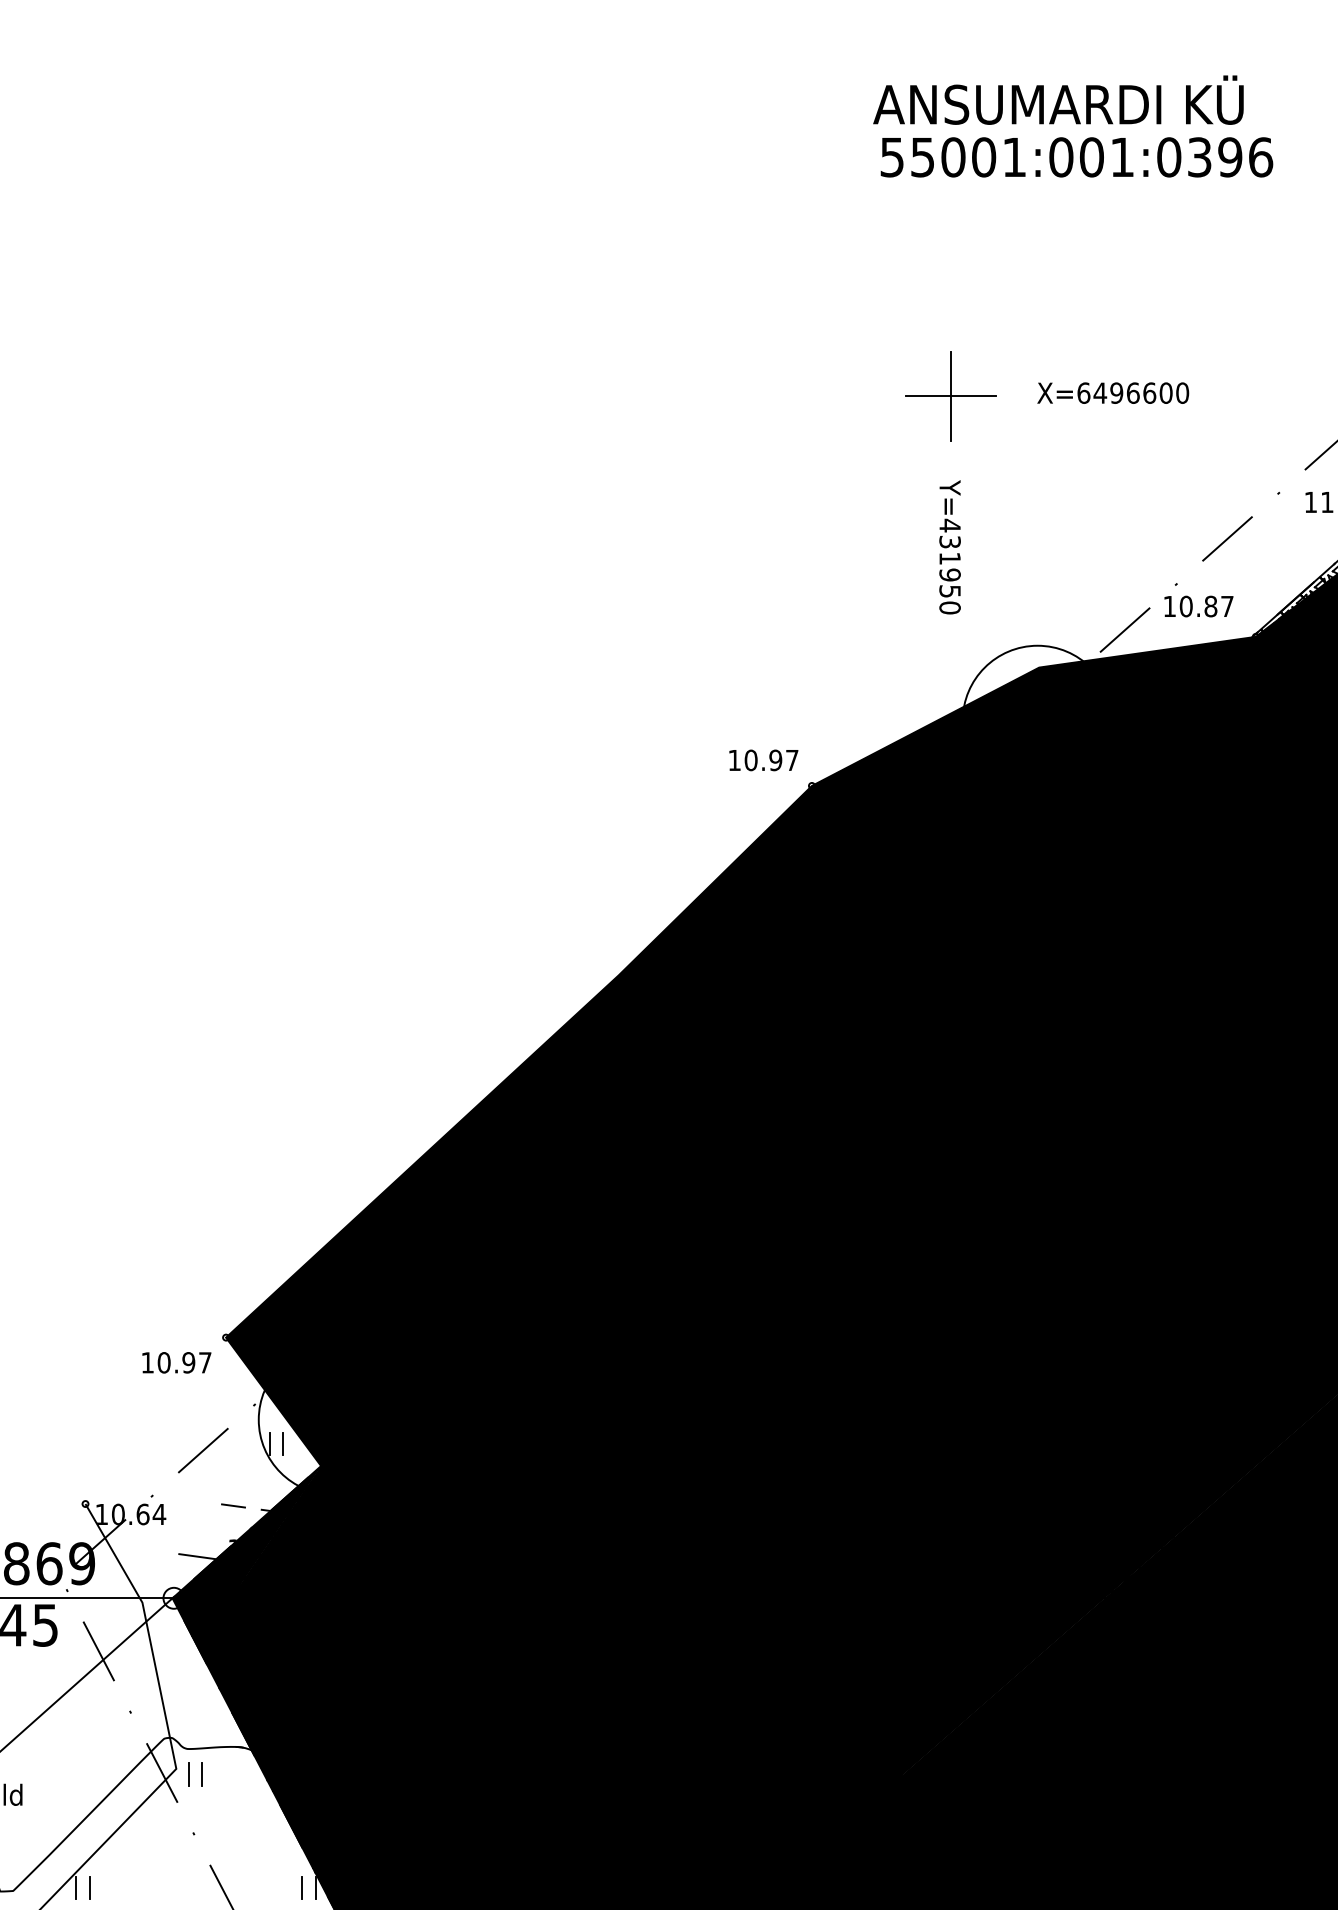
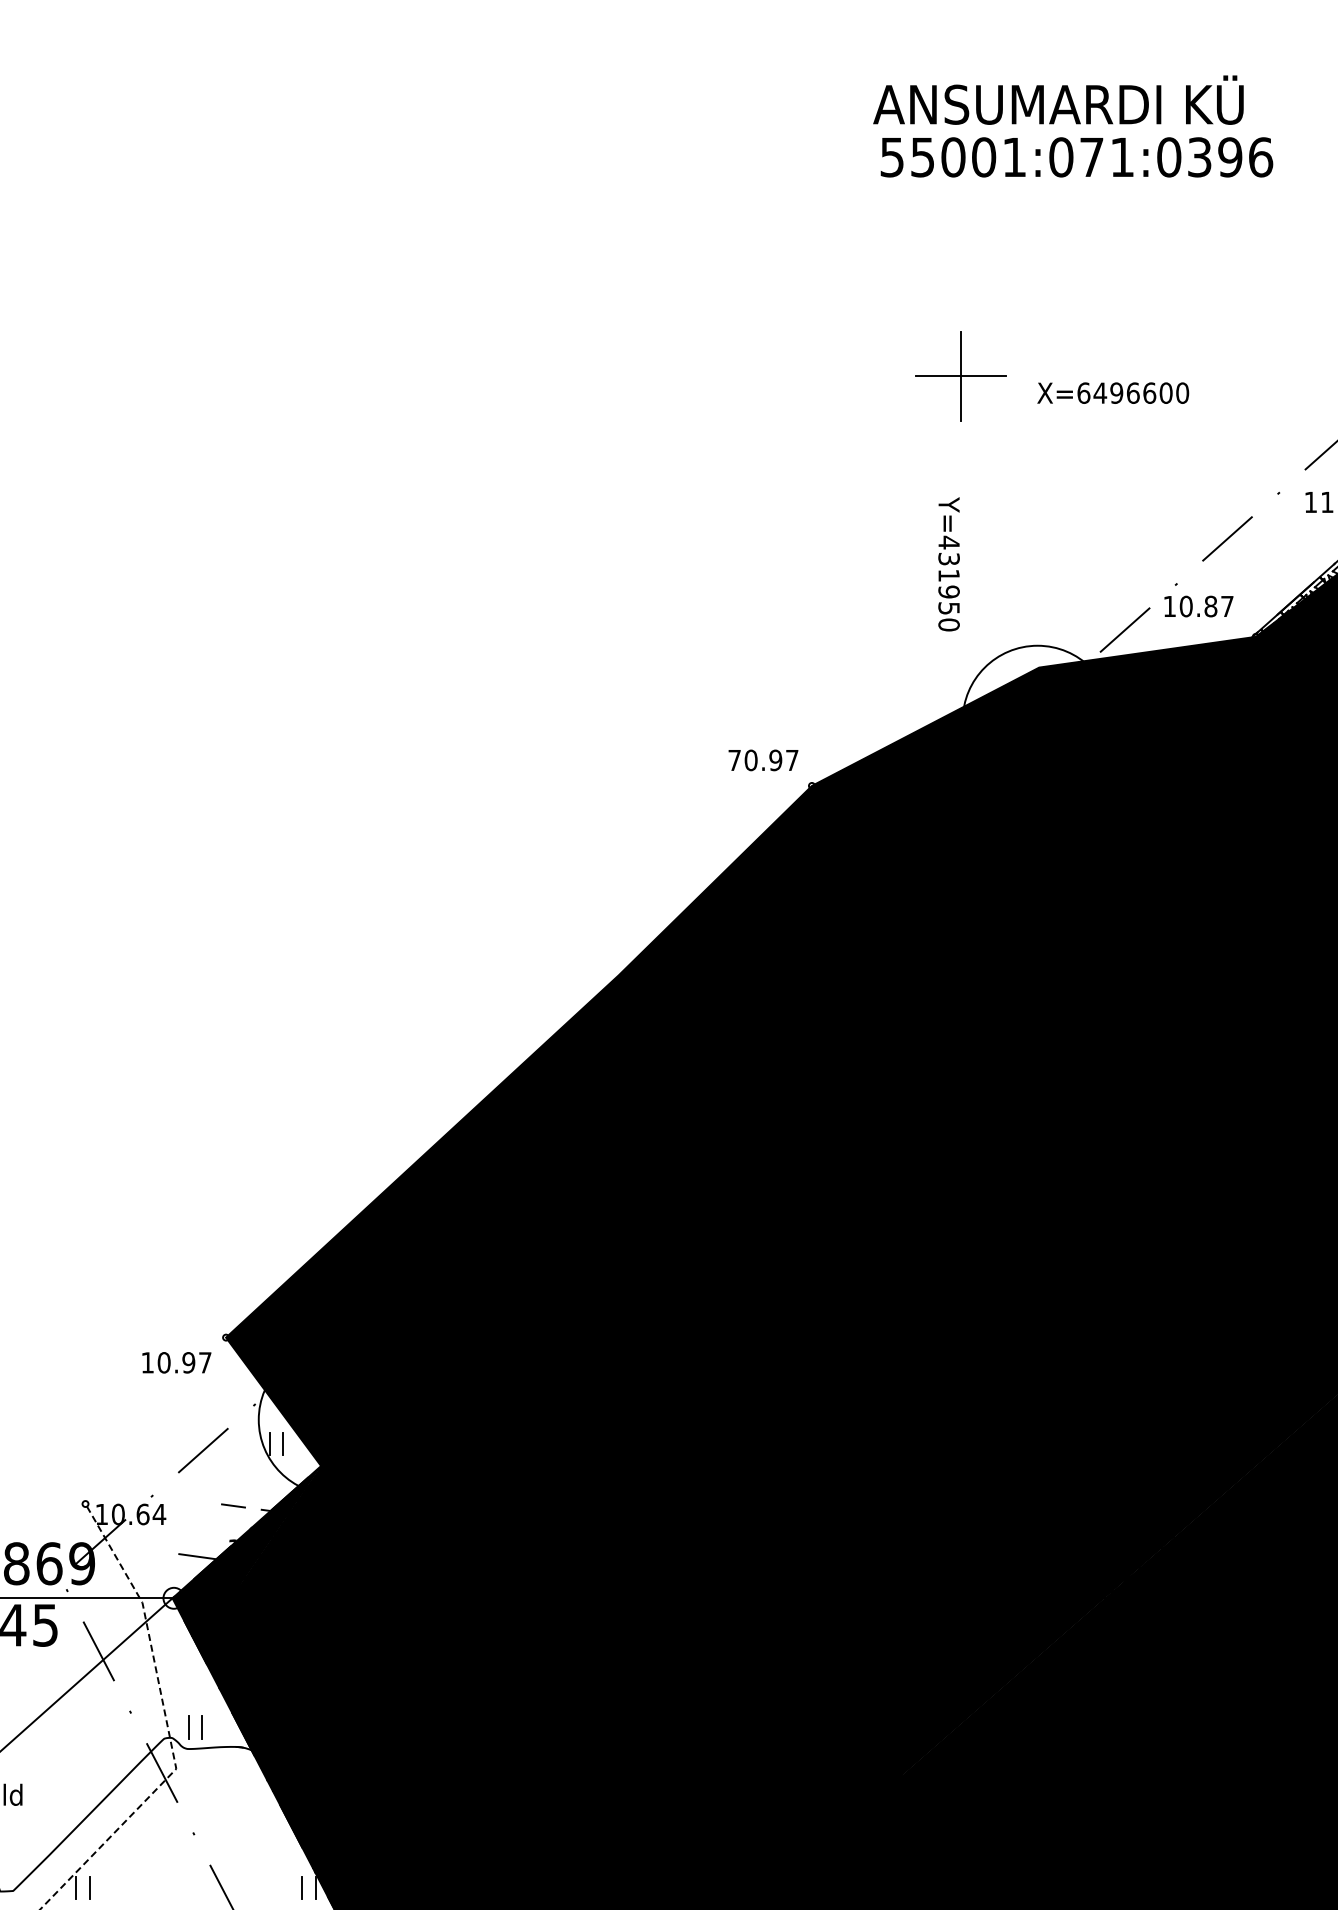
text: 55001:001:0396 -> 55001:071:0396 (1091, 157)
part position: (950, 396) -> (960, 376) (960, 376)
text position: (949, 547) -> (948, 564) (948, 564)
text: 10.97 -> 70.97 (734, 760)
line: solid -> dashed (167, 1725)
part position: (195, 1774) -> (195, 1727) (195, 1727)
